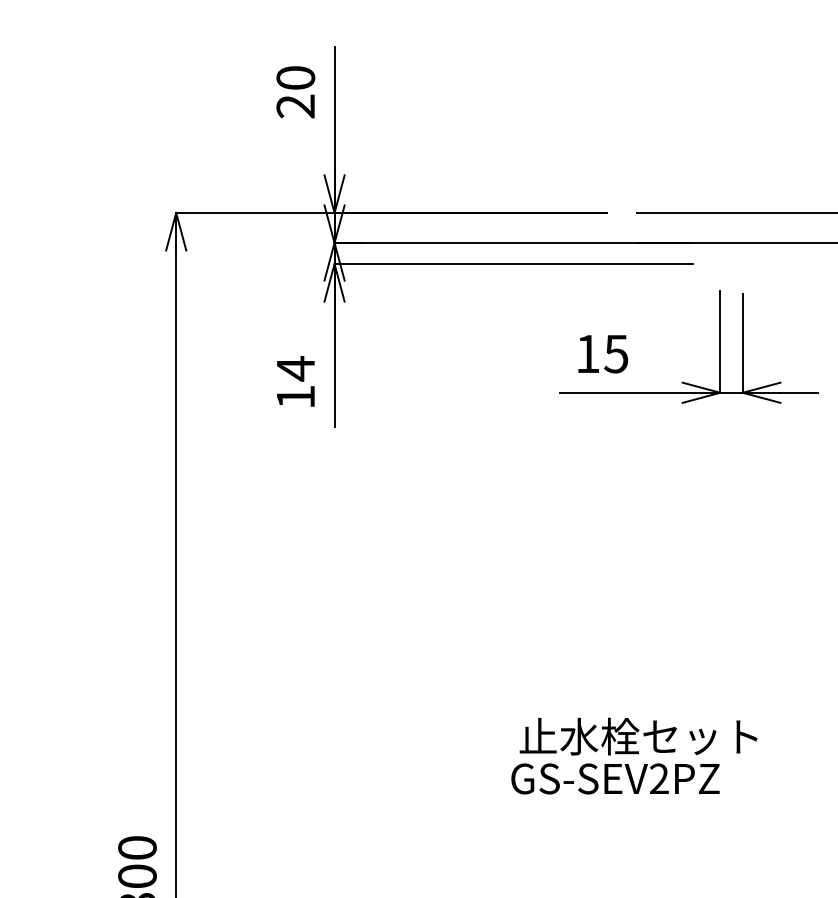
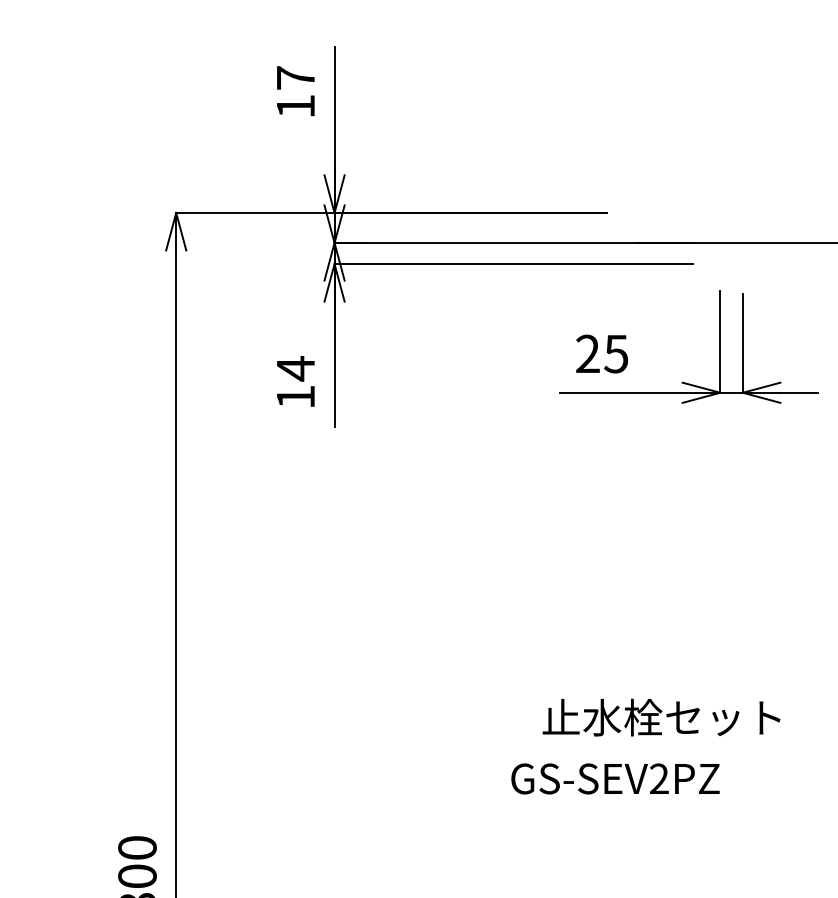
text: 20 -> 17 (295, 92)
line: present -> none (735, 212)
text: 15 -> 25 (587, 353)
text position: (638, 736) -> (661, 717) (661, 717)
